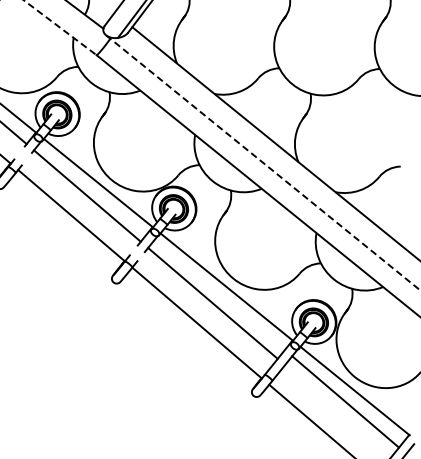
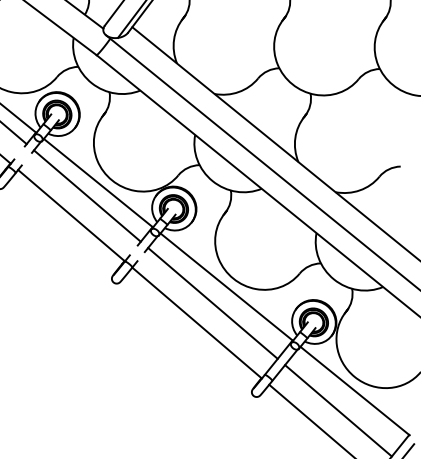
line: dashed -> solid (60, 28)
line: dashed -> solid (263, 163)
line position: (345, 401) -> (338, 410) (338, 410)
